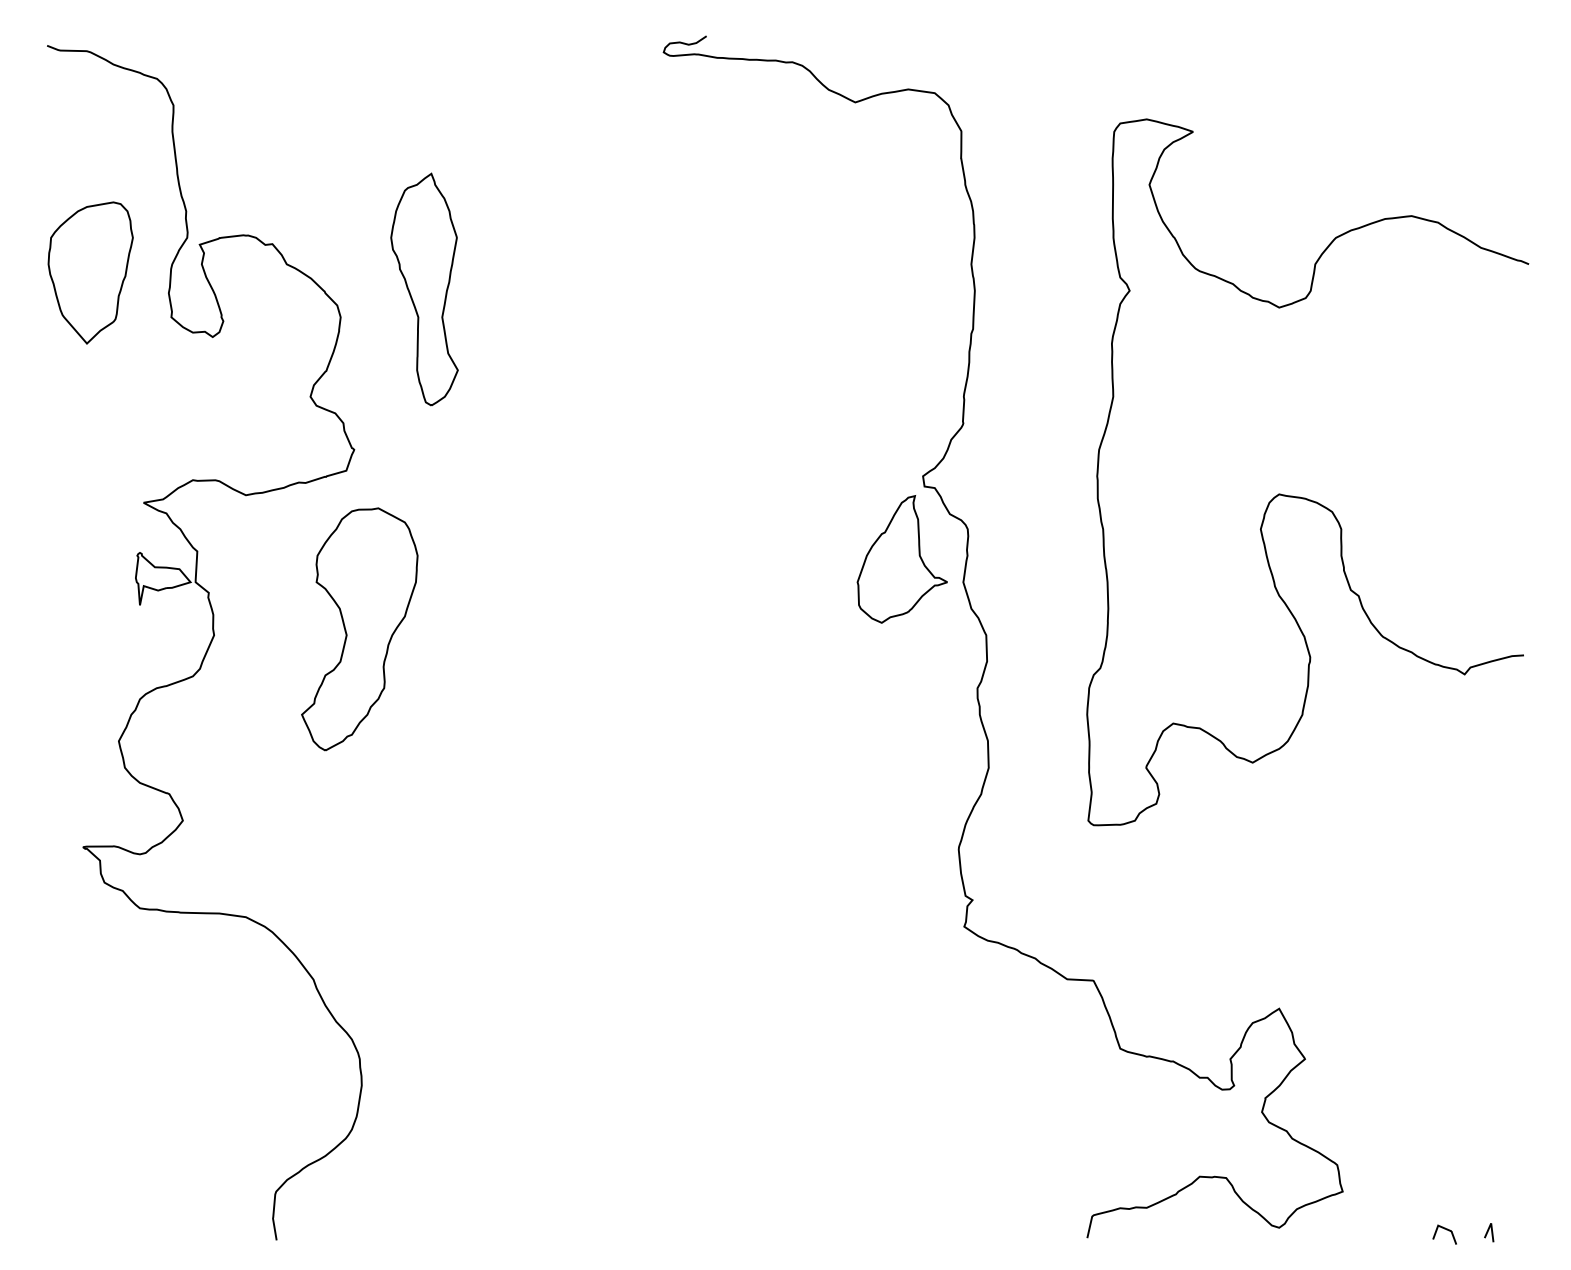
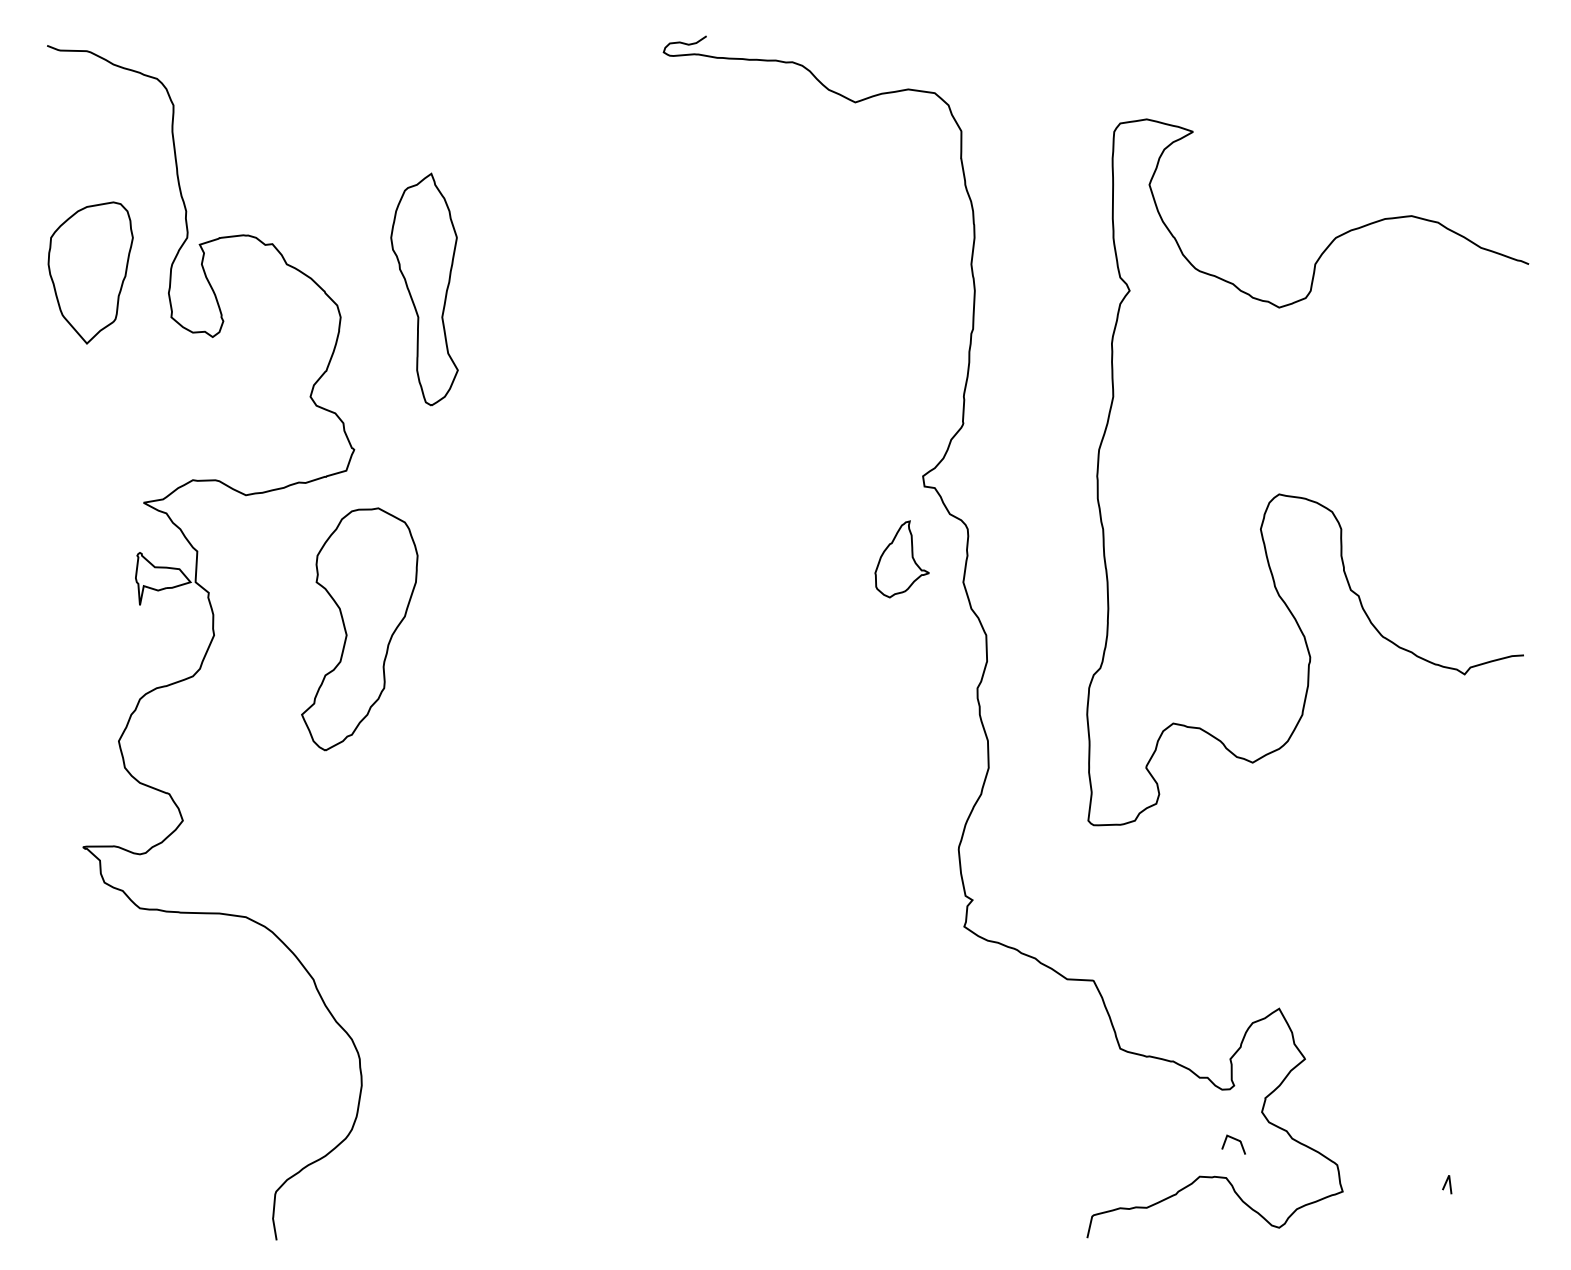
part size: 92x129 px -> 56x79 px (901, 559)
curve position: (1446, 1230) -> (1235, 1140) (1235, 1140)
line position: (1488, 1232) -> (1446, 1184) (1446, 1184)
